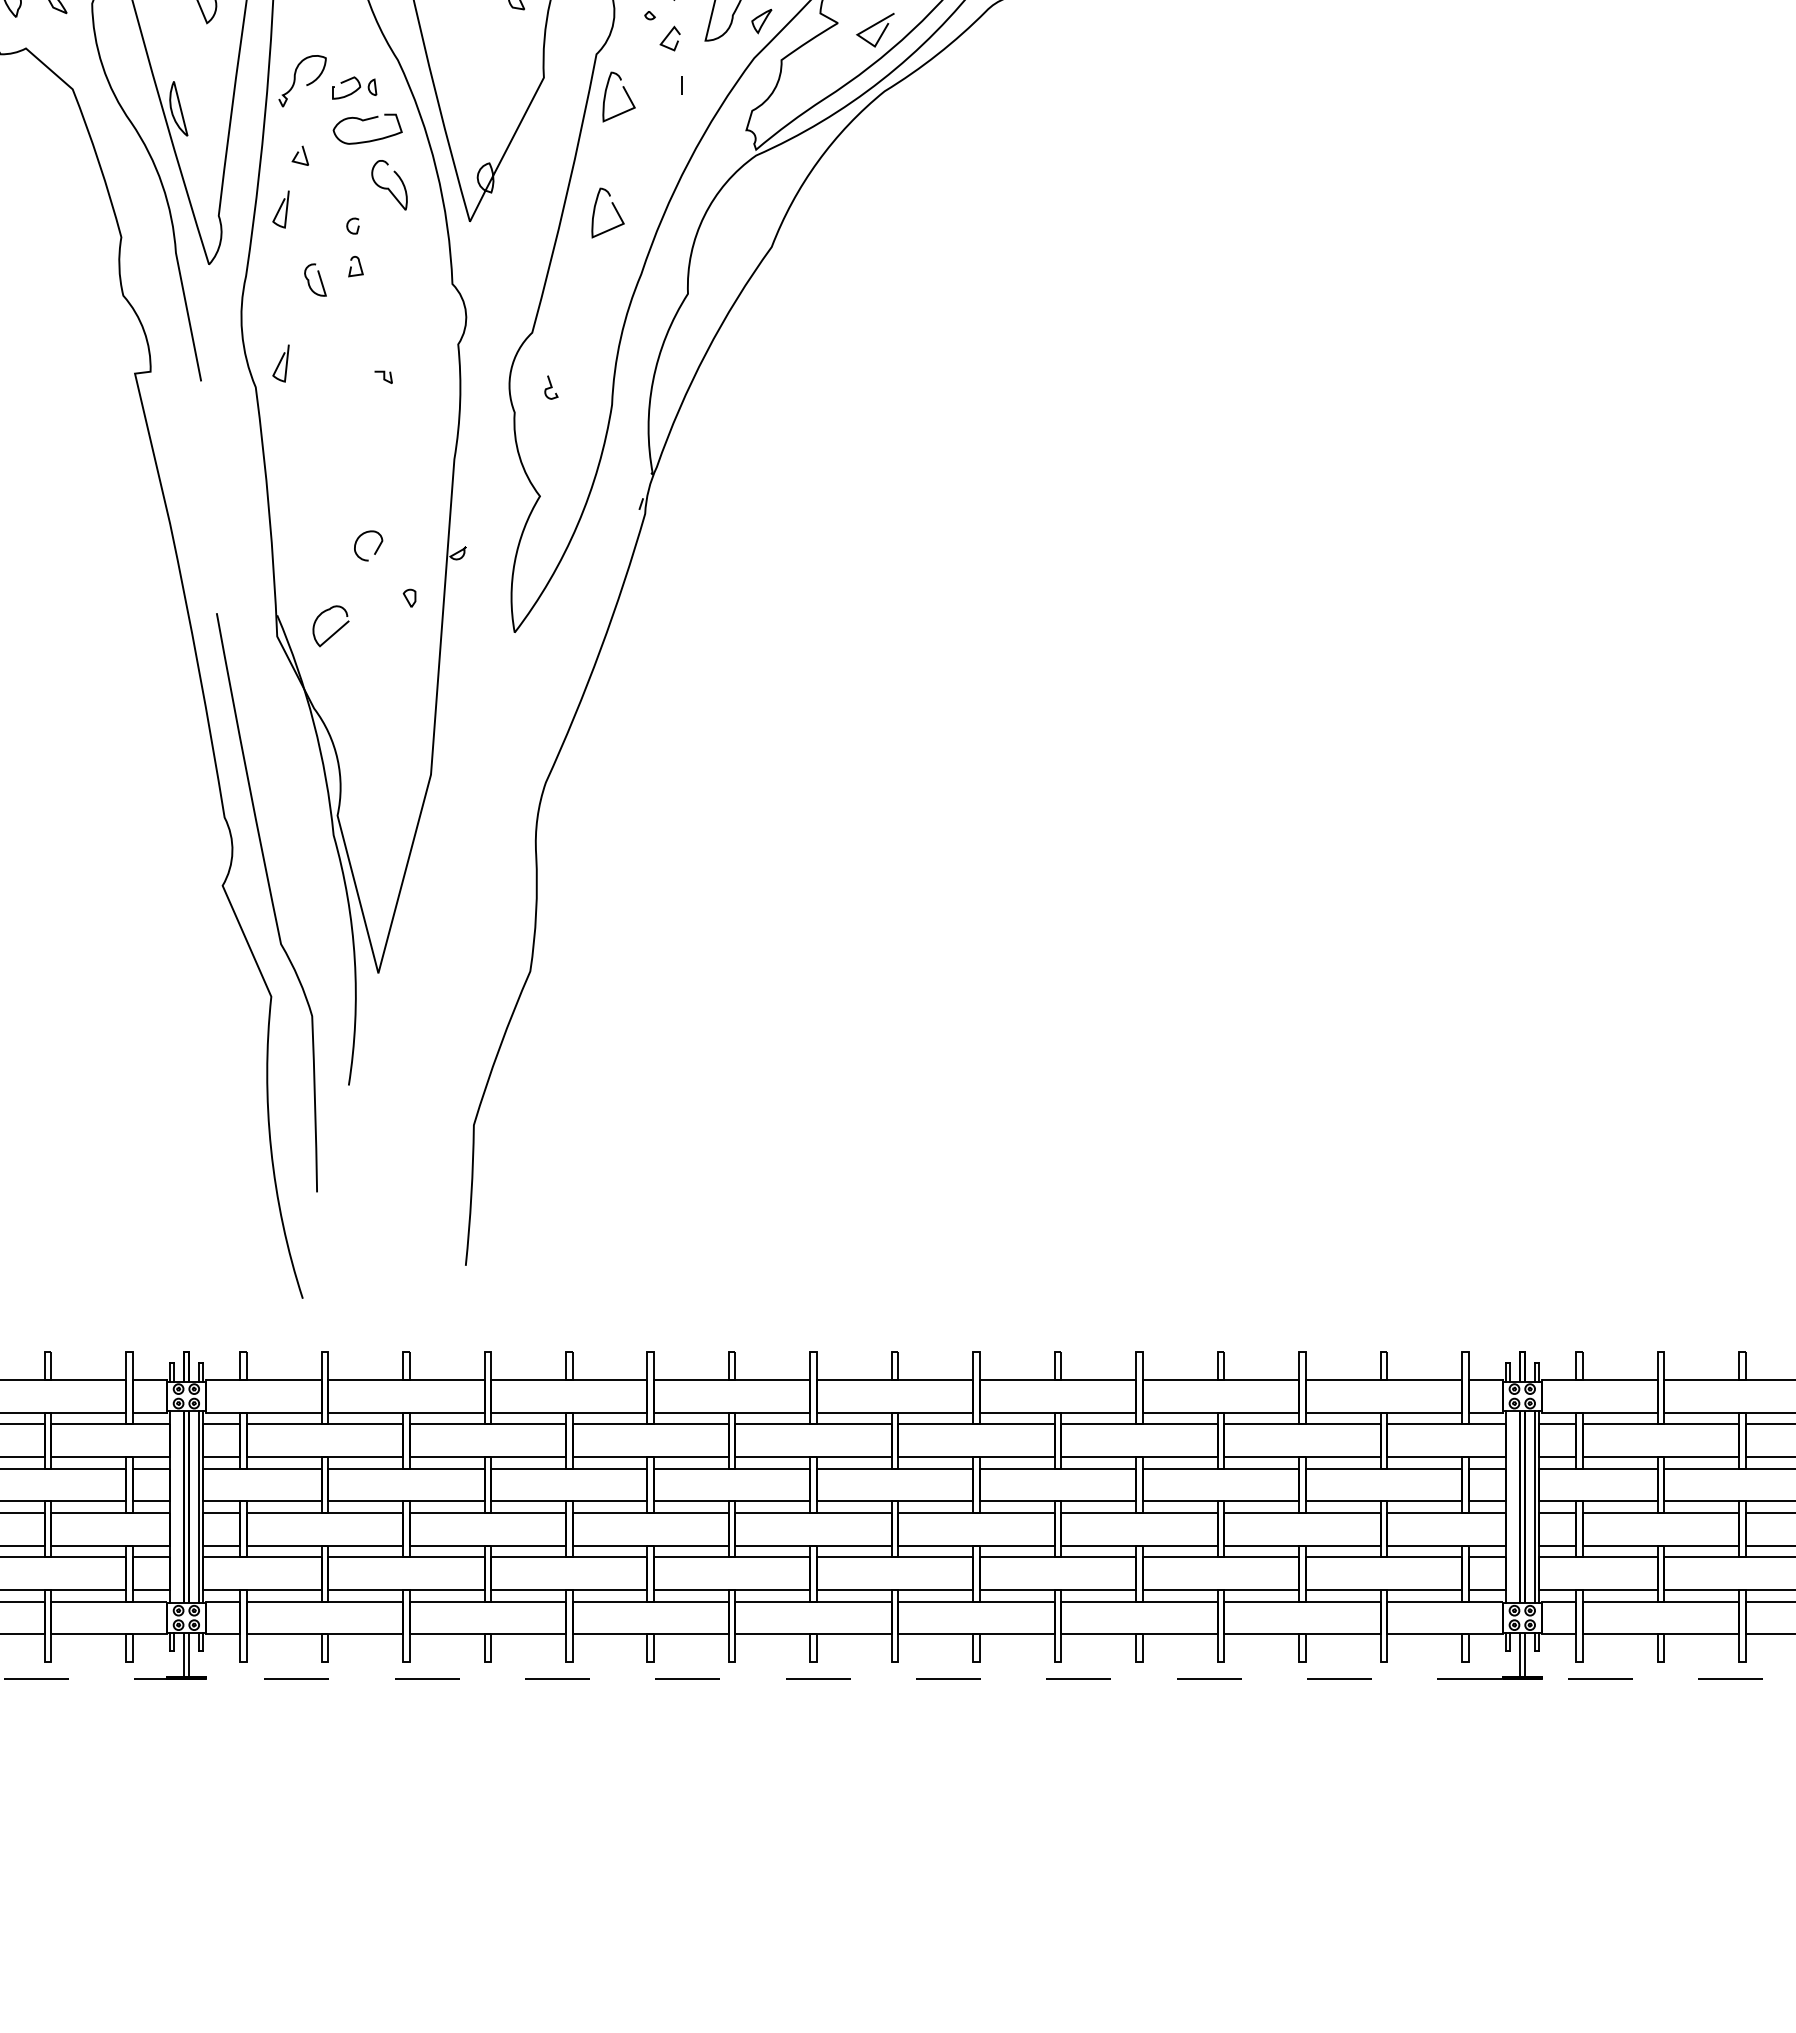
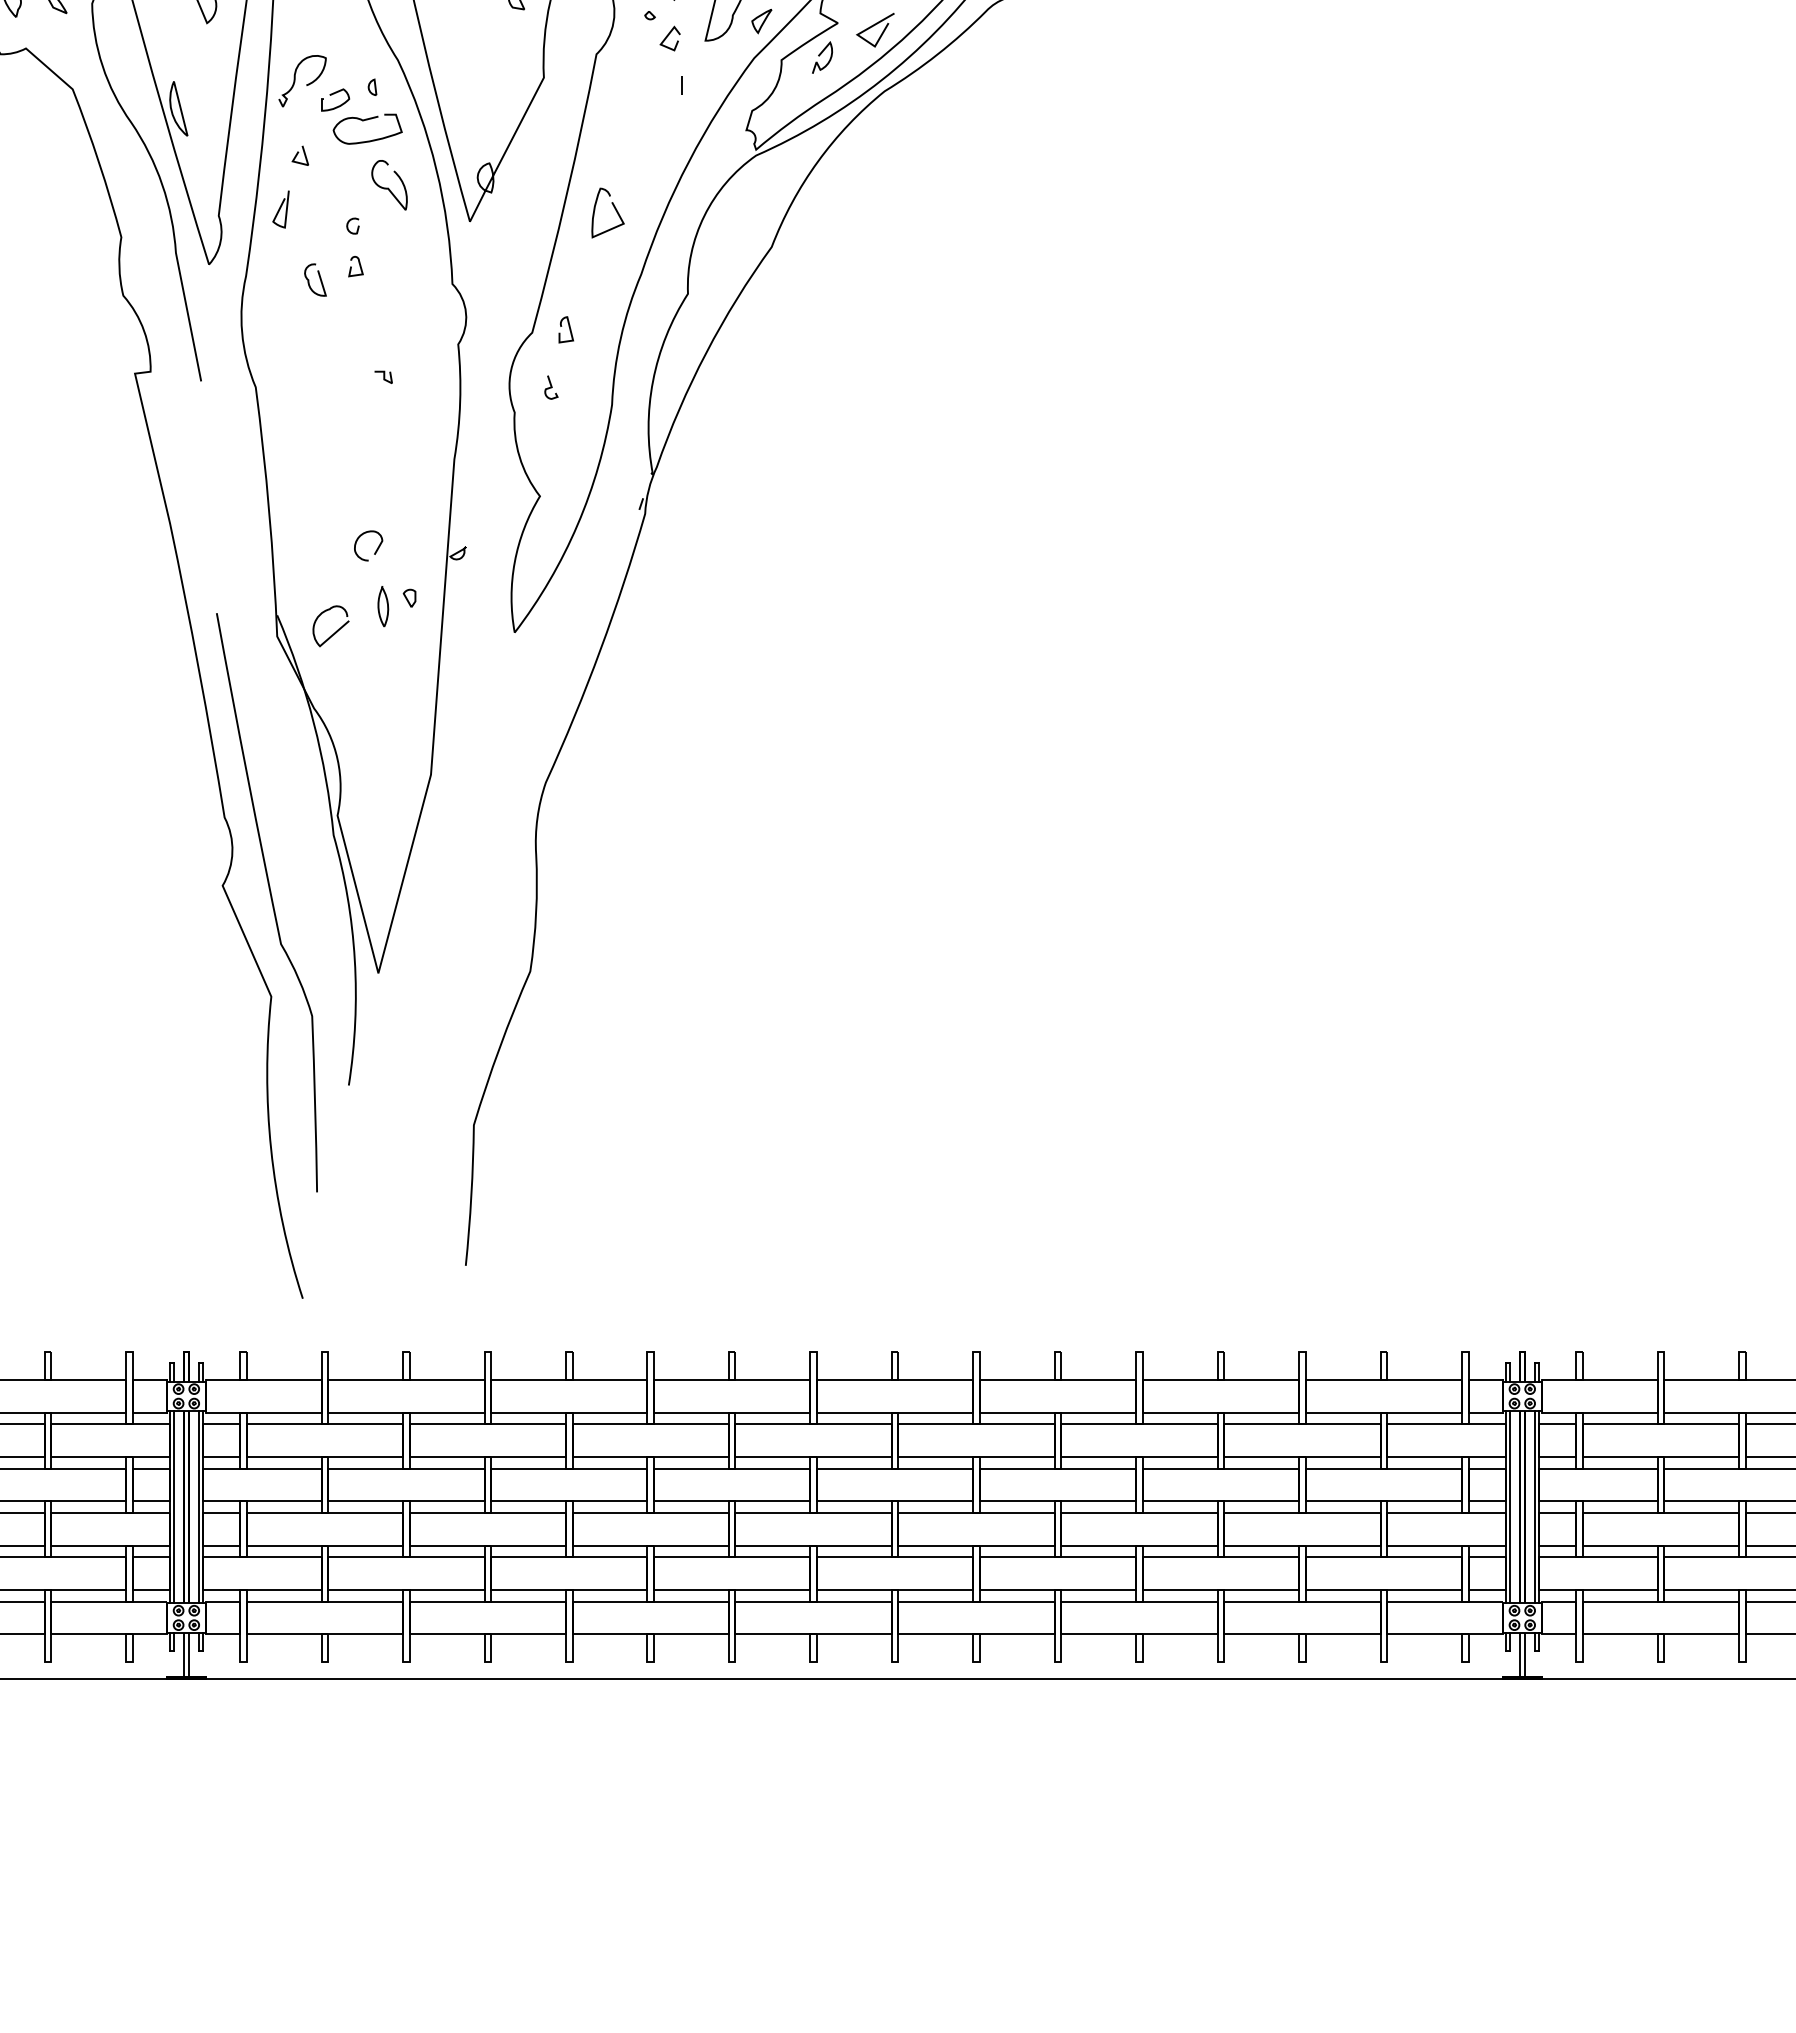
curve: none -> present (820, 55)
curve position: (345, 82) -> (334, 94) (334, 94)
curve: present -> none (624, 91)
curve: none -> present (569, 329)
curve: present -> none (280, 363)
curve: none -> present (379, 606)
line: none -> present (174, 1507)
line: none -> present (1509, 1507)
line: dashed -> solid (898, 1679)
